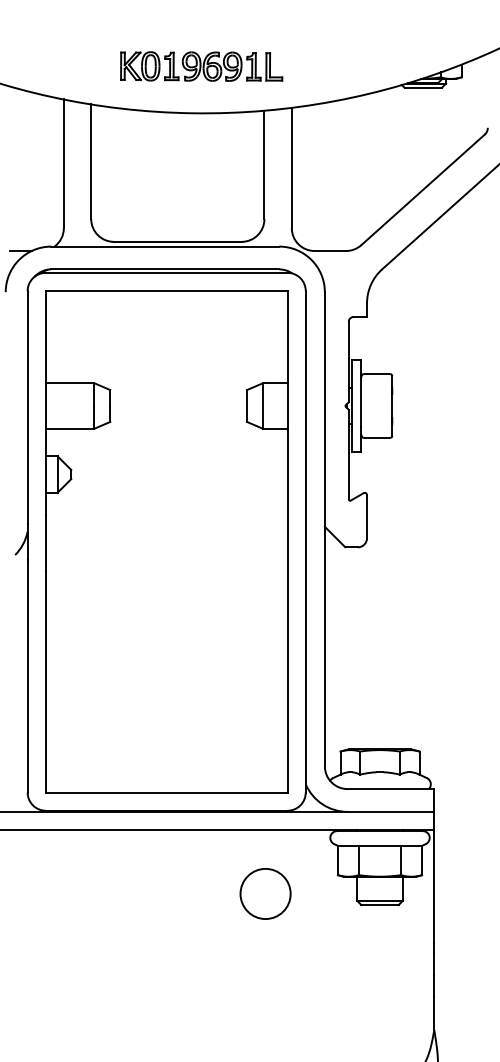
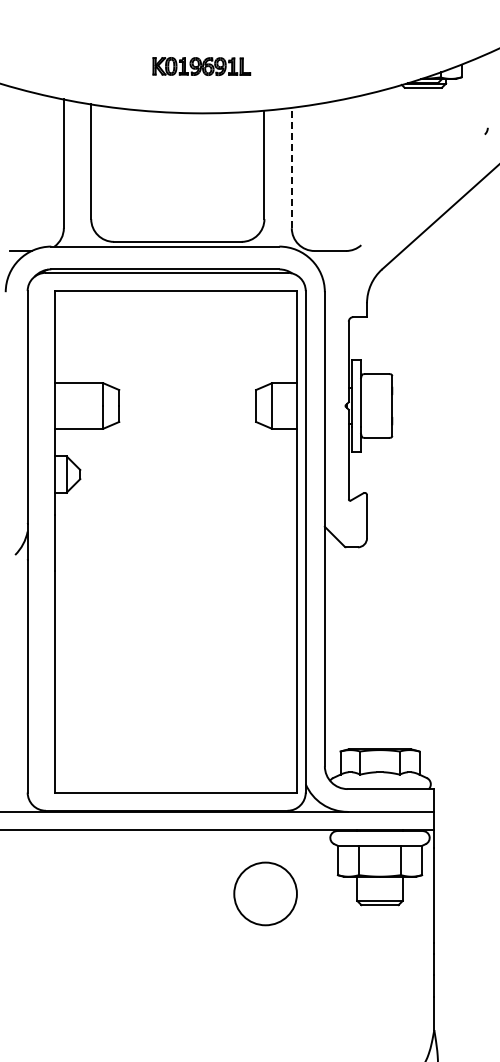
part size: 164x31 px -> 100x20 px (201, 66)
line: solid -> dashed (291, 167)
line: present -> none (422, 189)
part position: (166, 541) -> (175, 541) (175, 541)
circle size: 53x52 px -> 65x66 px (265, 893)
